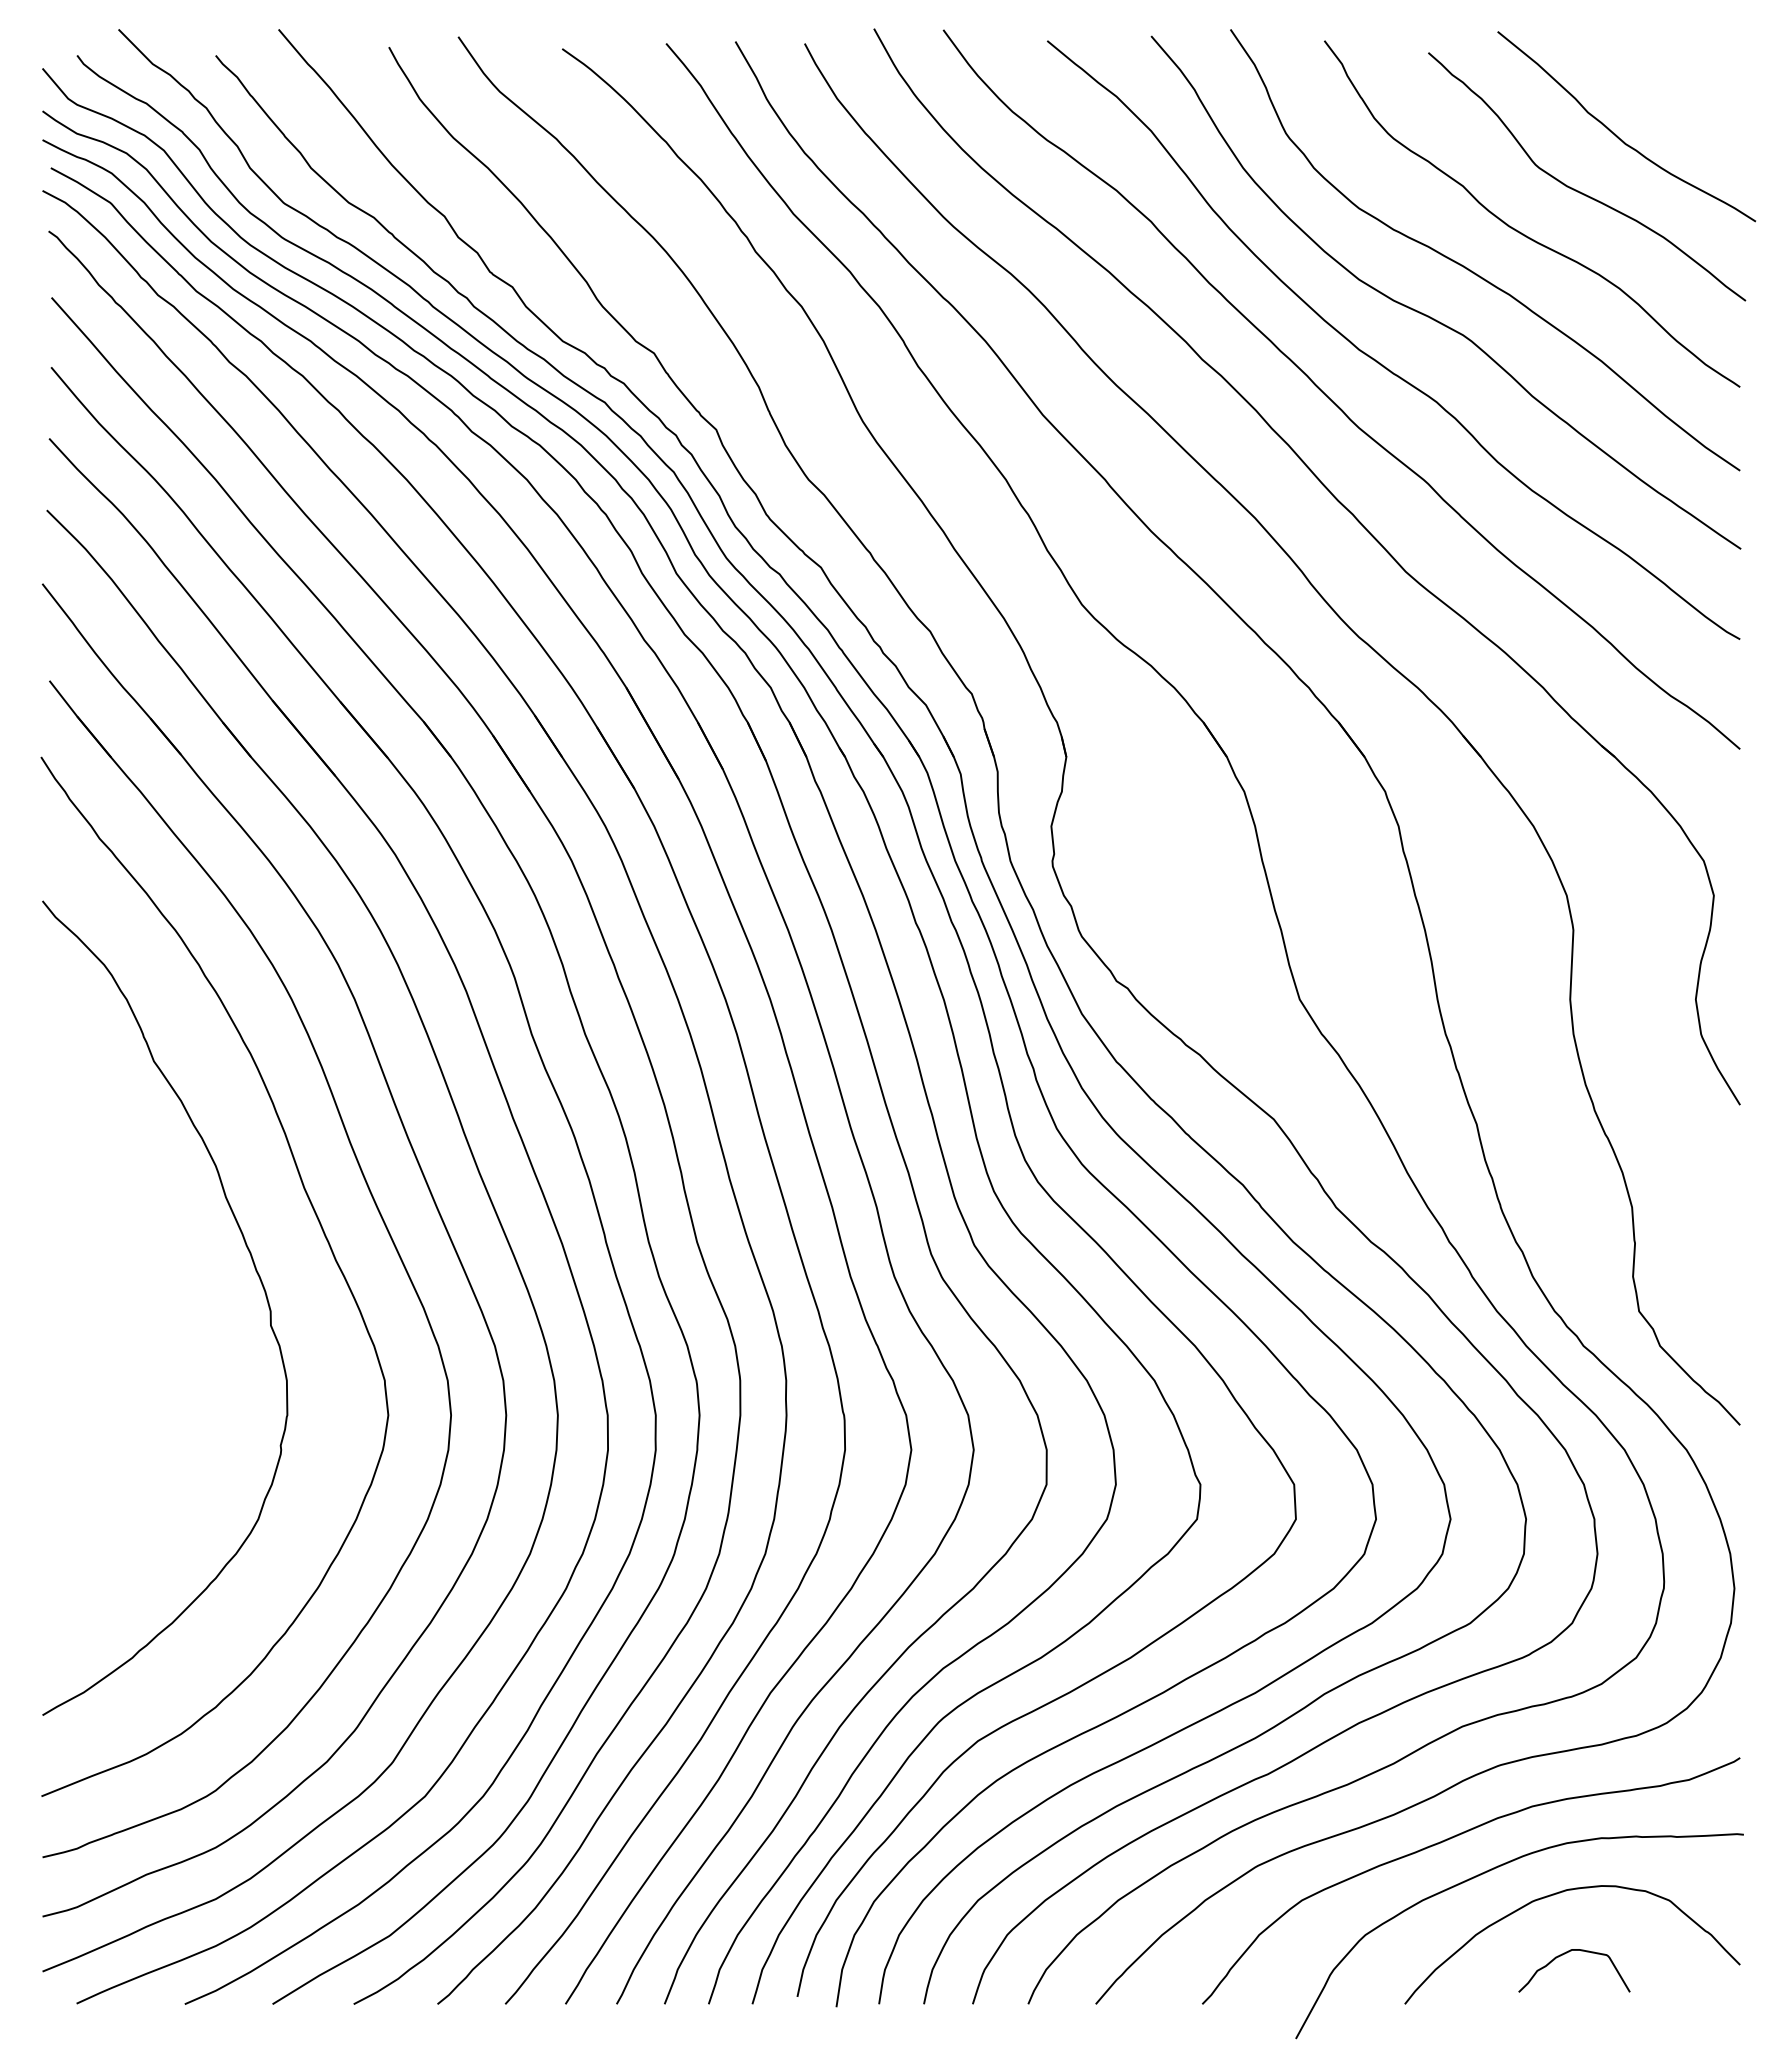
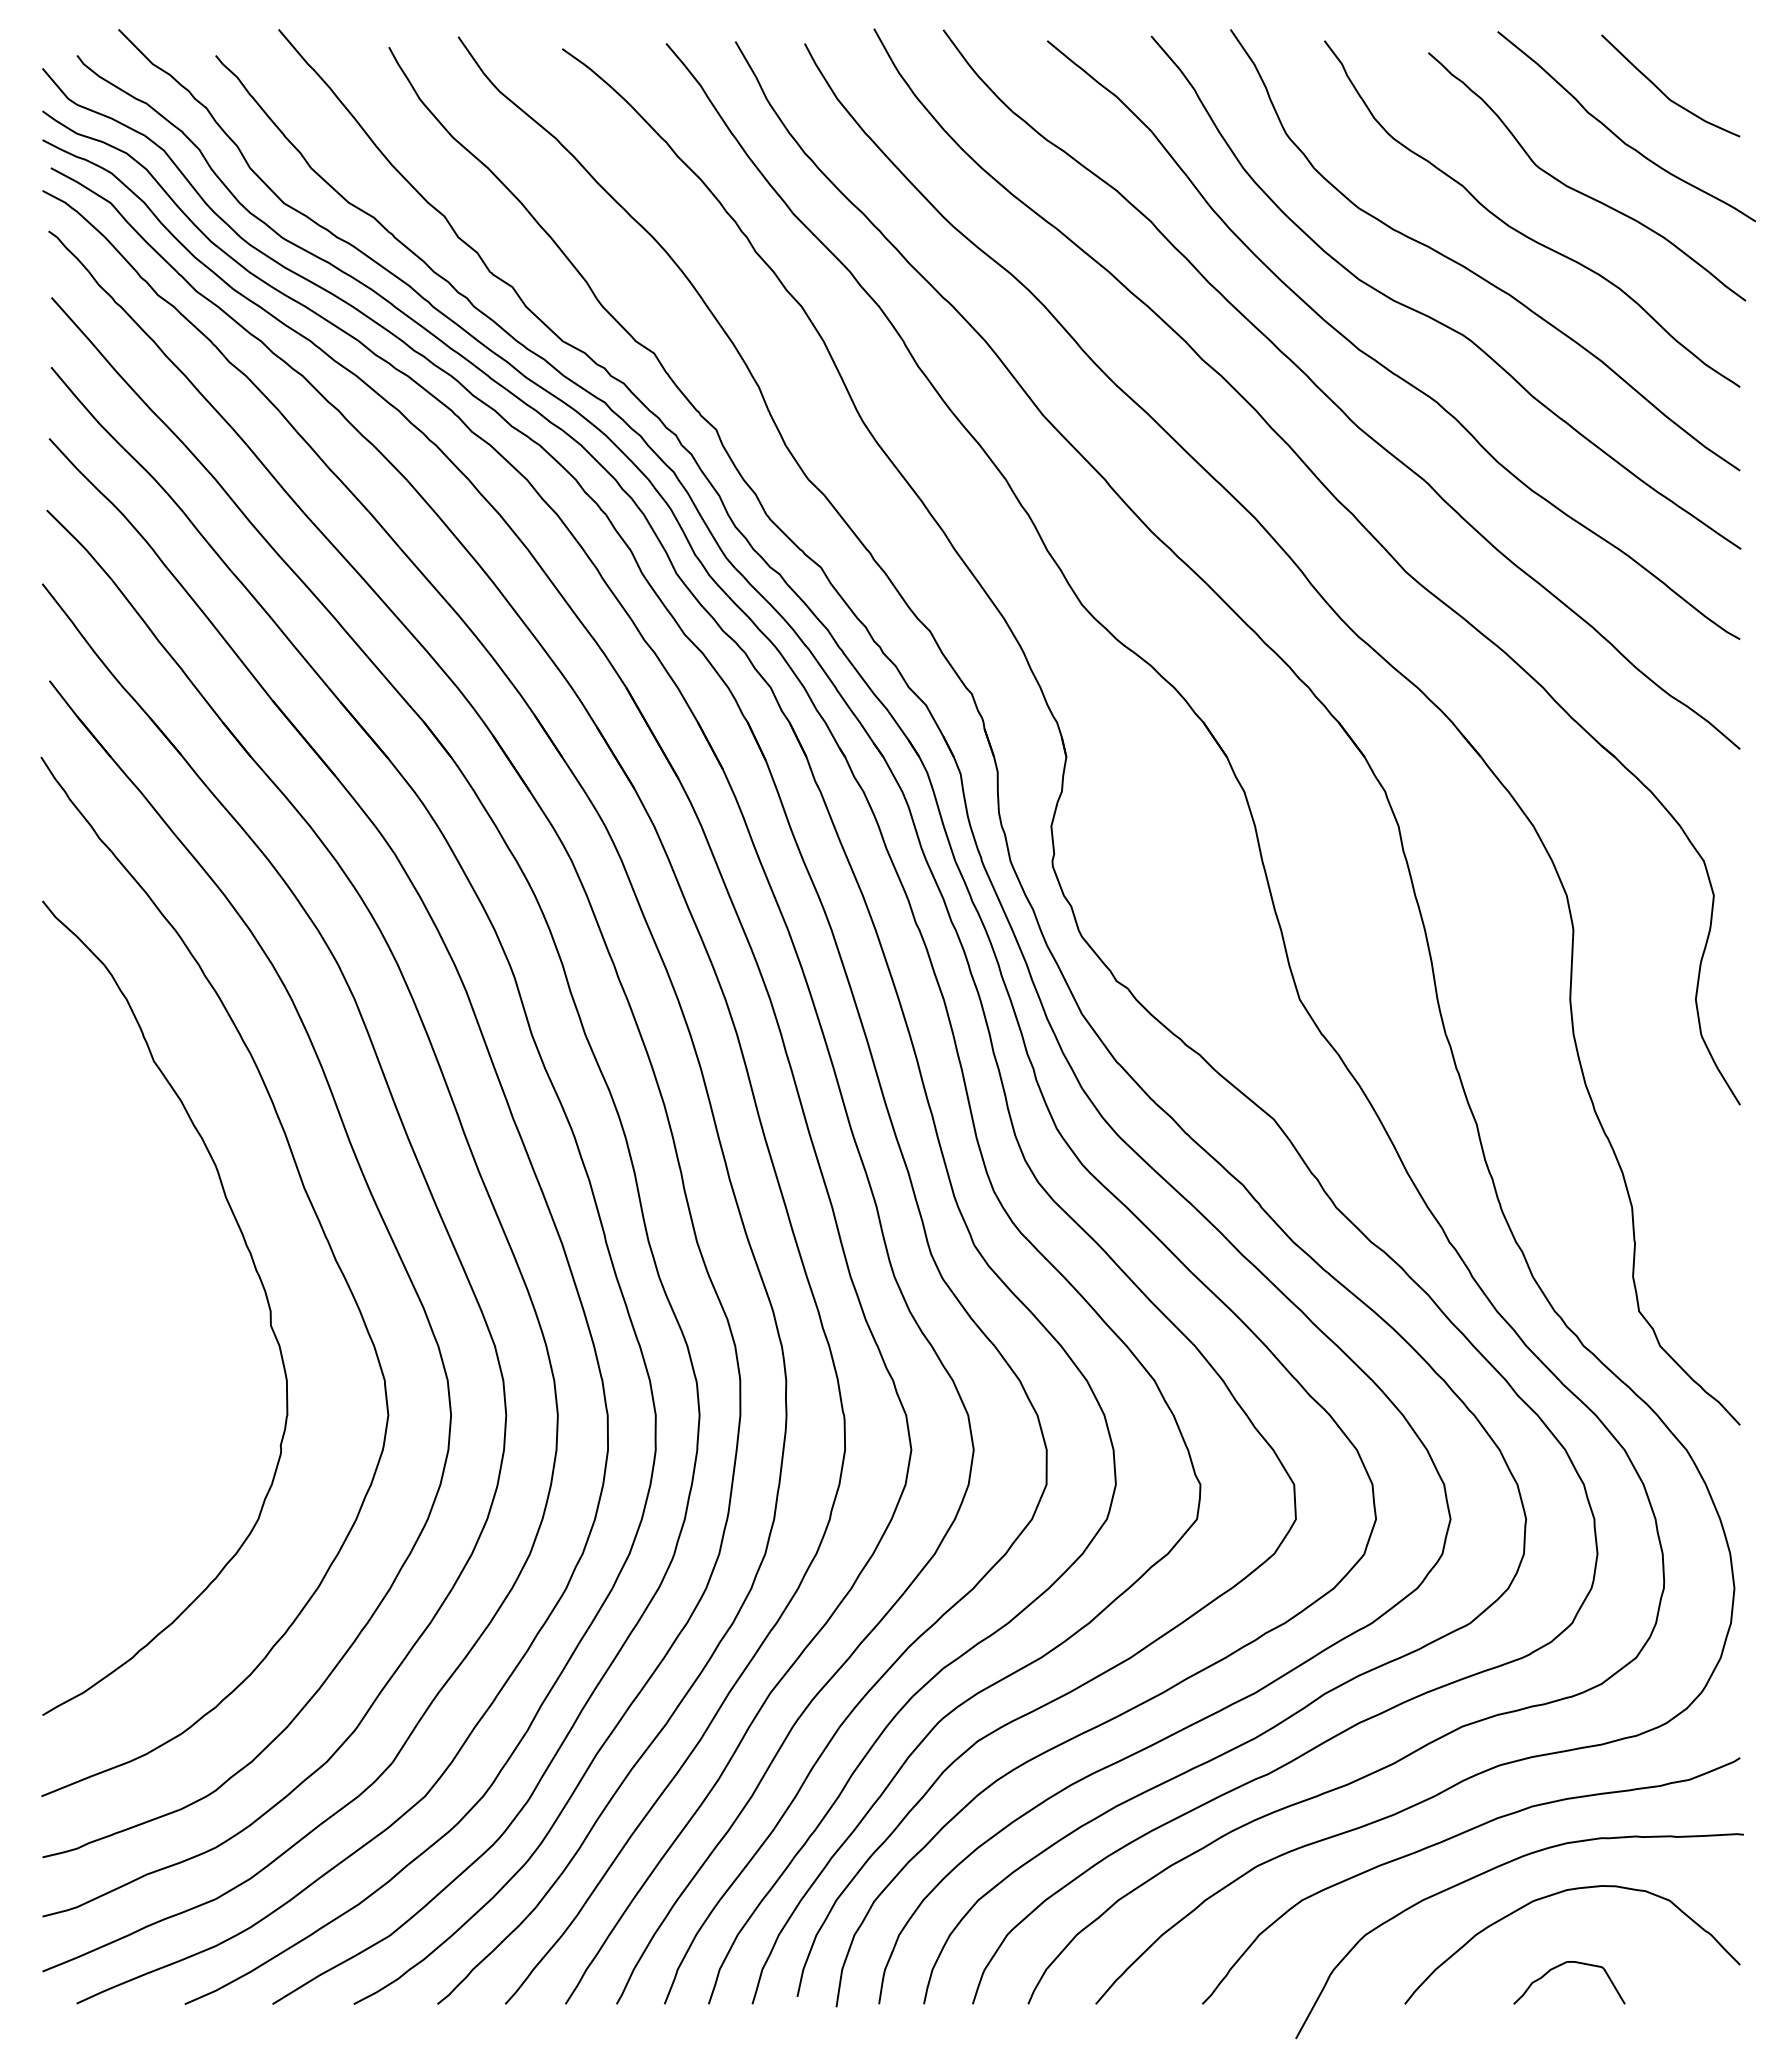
curve: none -> present (1663, 92)
curve position: (1565, 1954) -> (1560, 1966) (1560, 1966)
